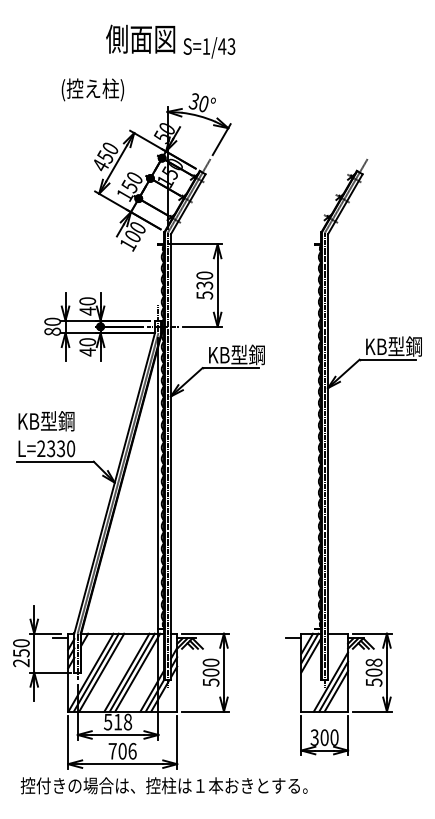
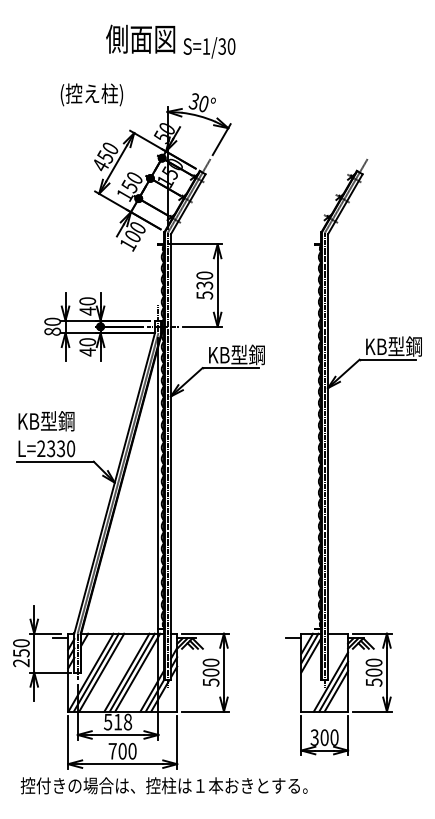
text: S=1/43 -> S=1/30 (226, 46)
text position: (92, 89) -> (91, 94) (91, 94)
text: 508 -> 500 (374, 662)
text: 706 -> 700 (132, 751)
